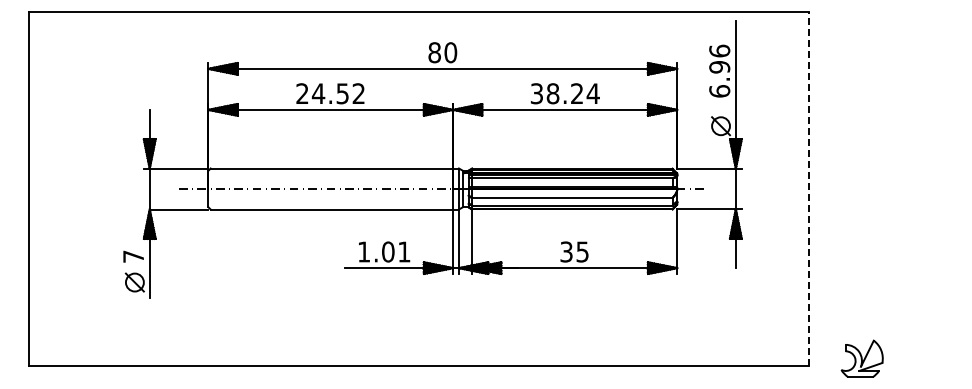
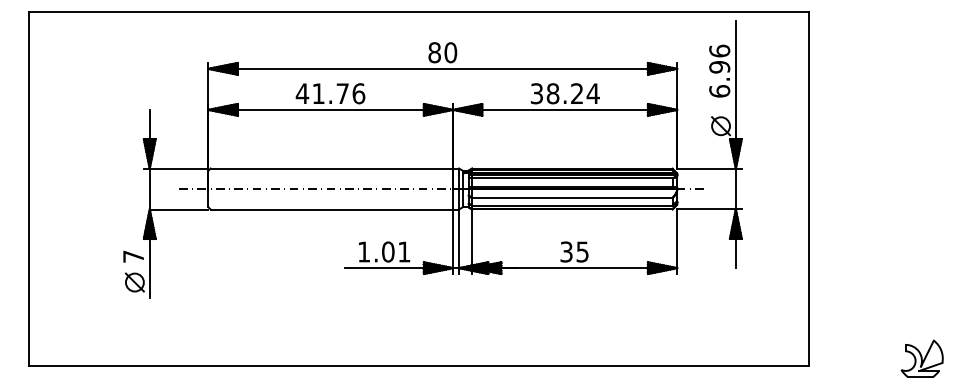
text: 24.52 -> 41.76 (330, 93)
line: dashed -> solid (809, 188)
part position: (861, 358) -> (921, 358) (921, 358)
